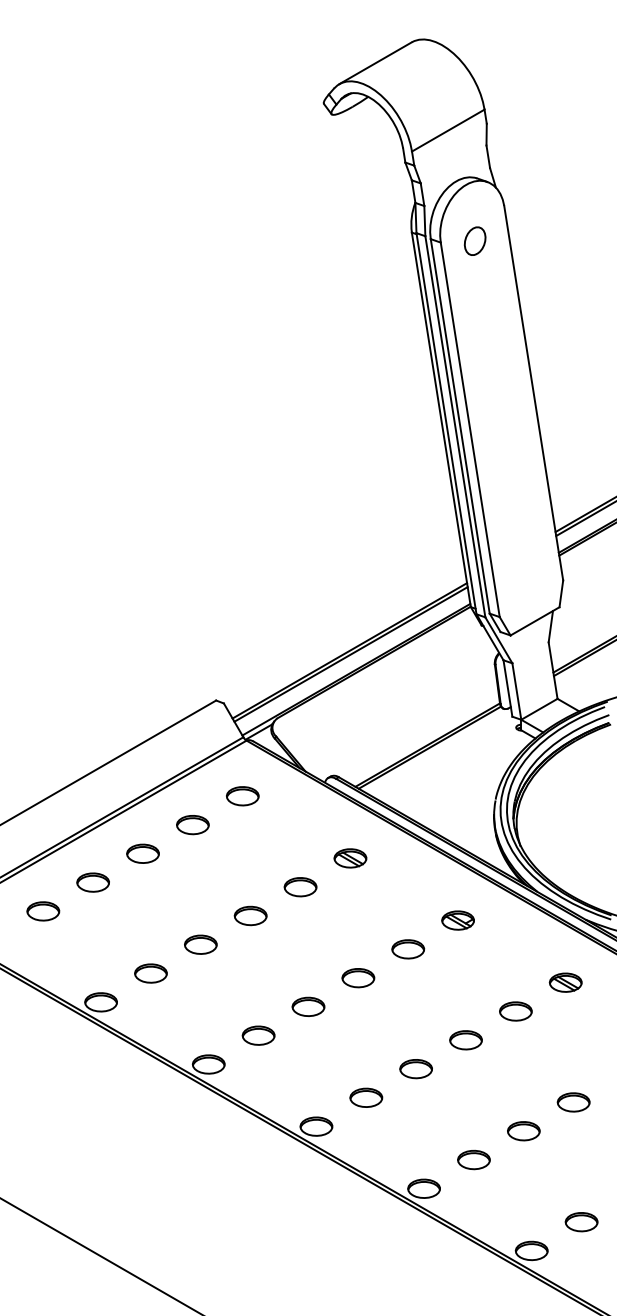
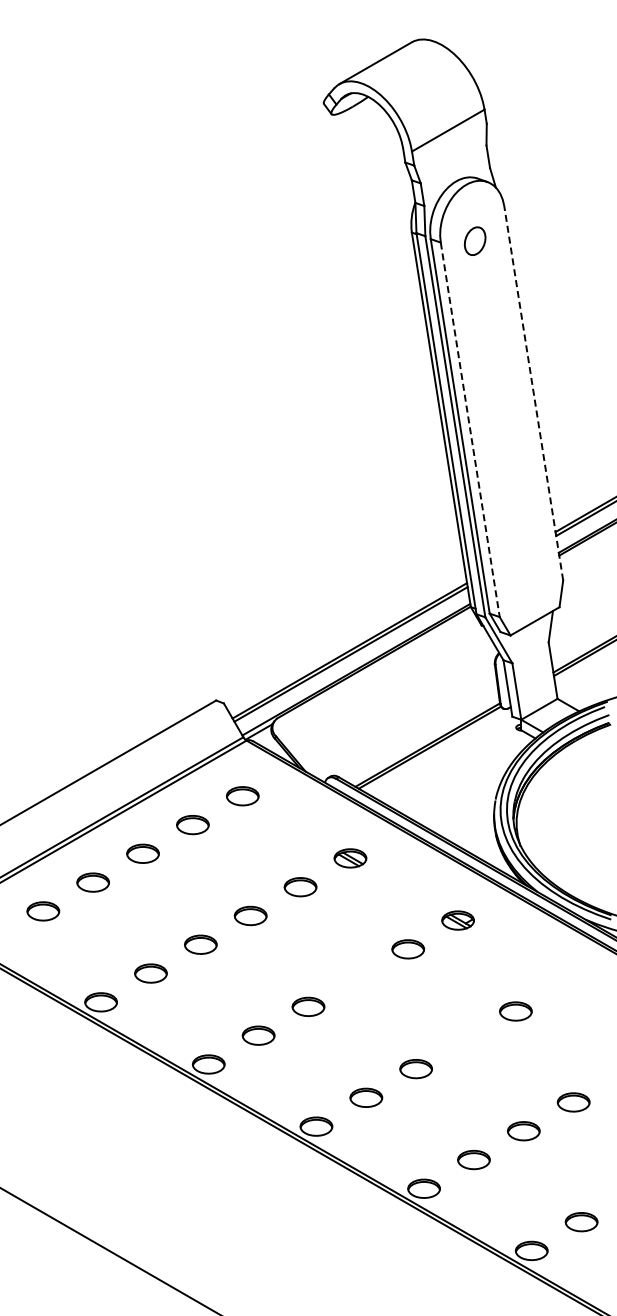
line: solid -> dashed (533, 393)
line: solid -> dashed (470, 429)
part: present -> none (358, 978)
part: present -> none (565, 982)
part: present -> none (465, 1040)
line position: (100, 1255) -> (109, 1250) (109, 1250)
